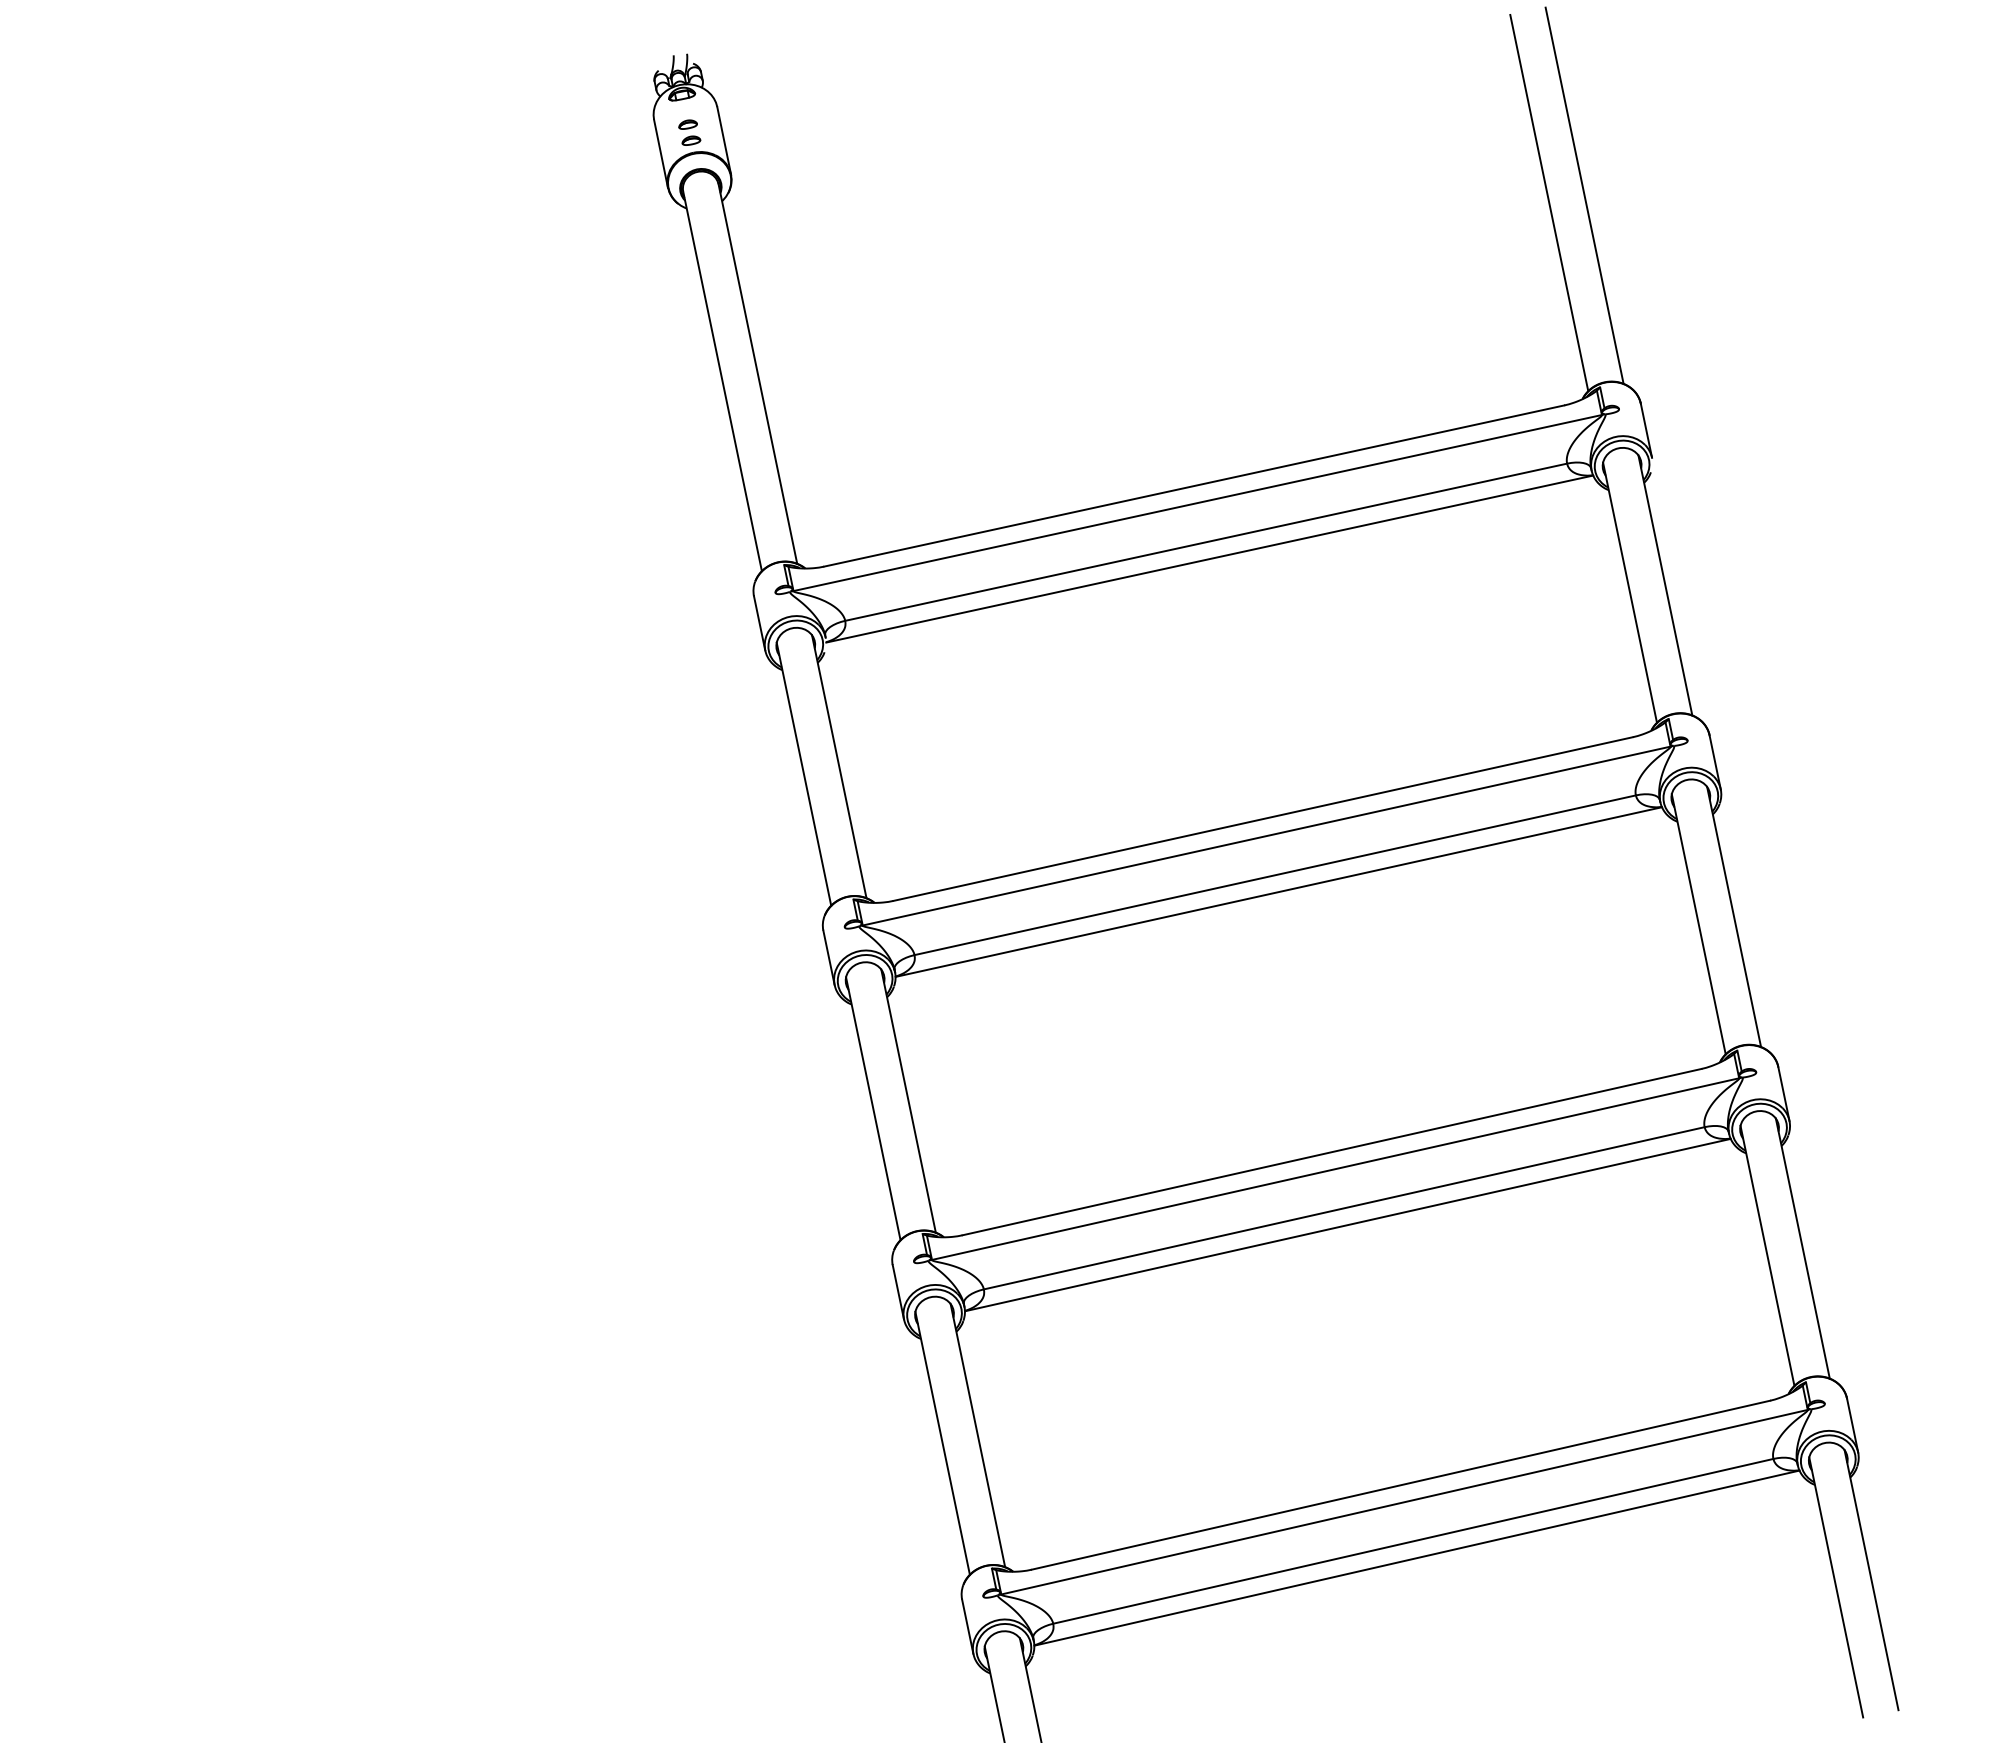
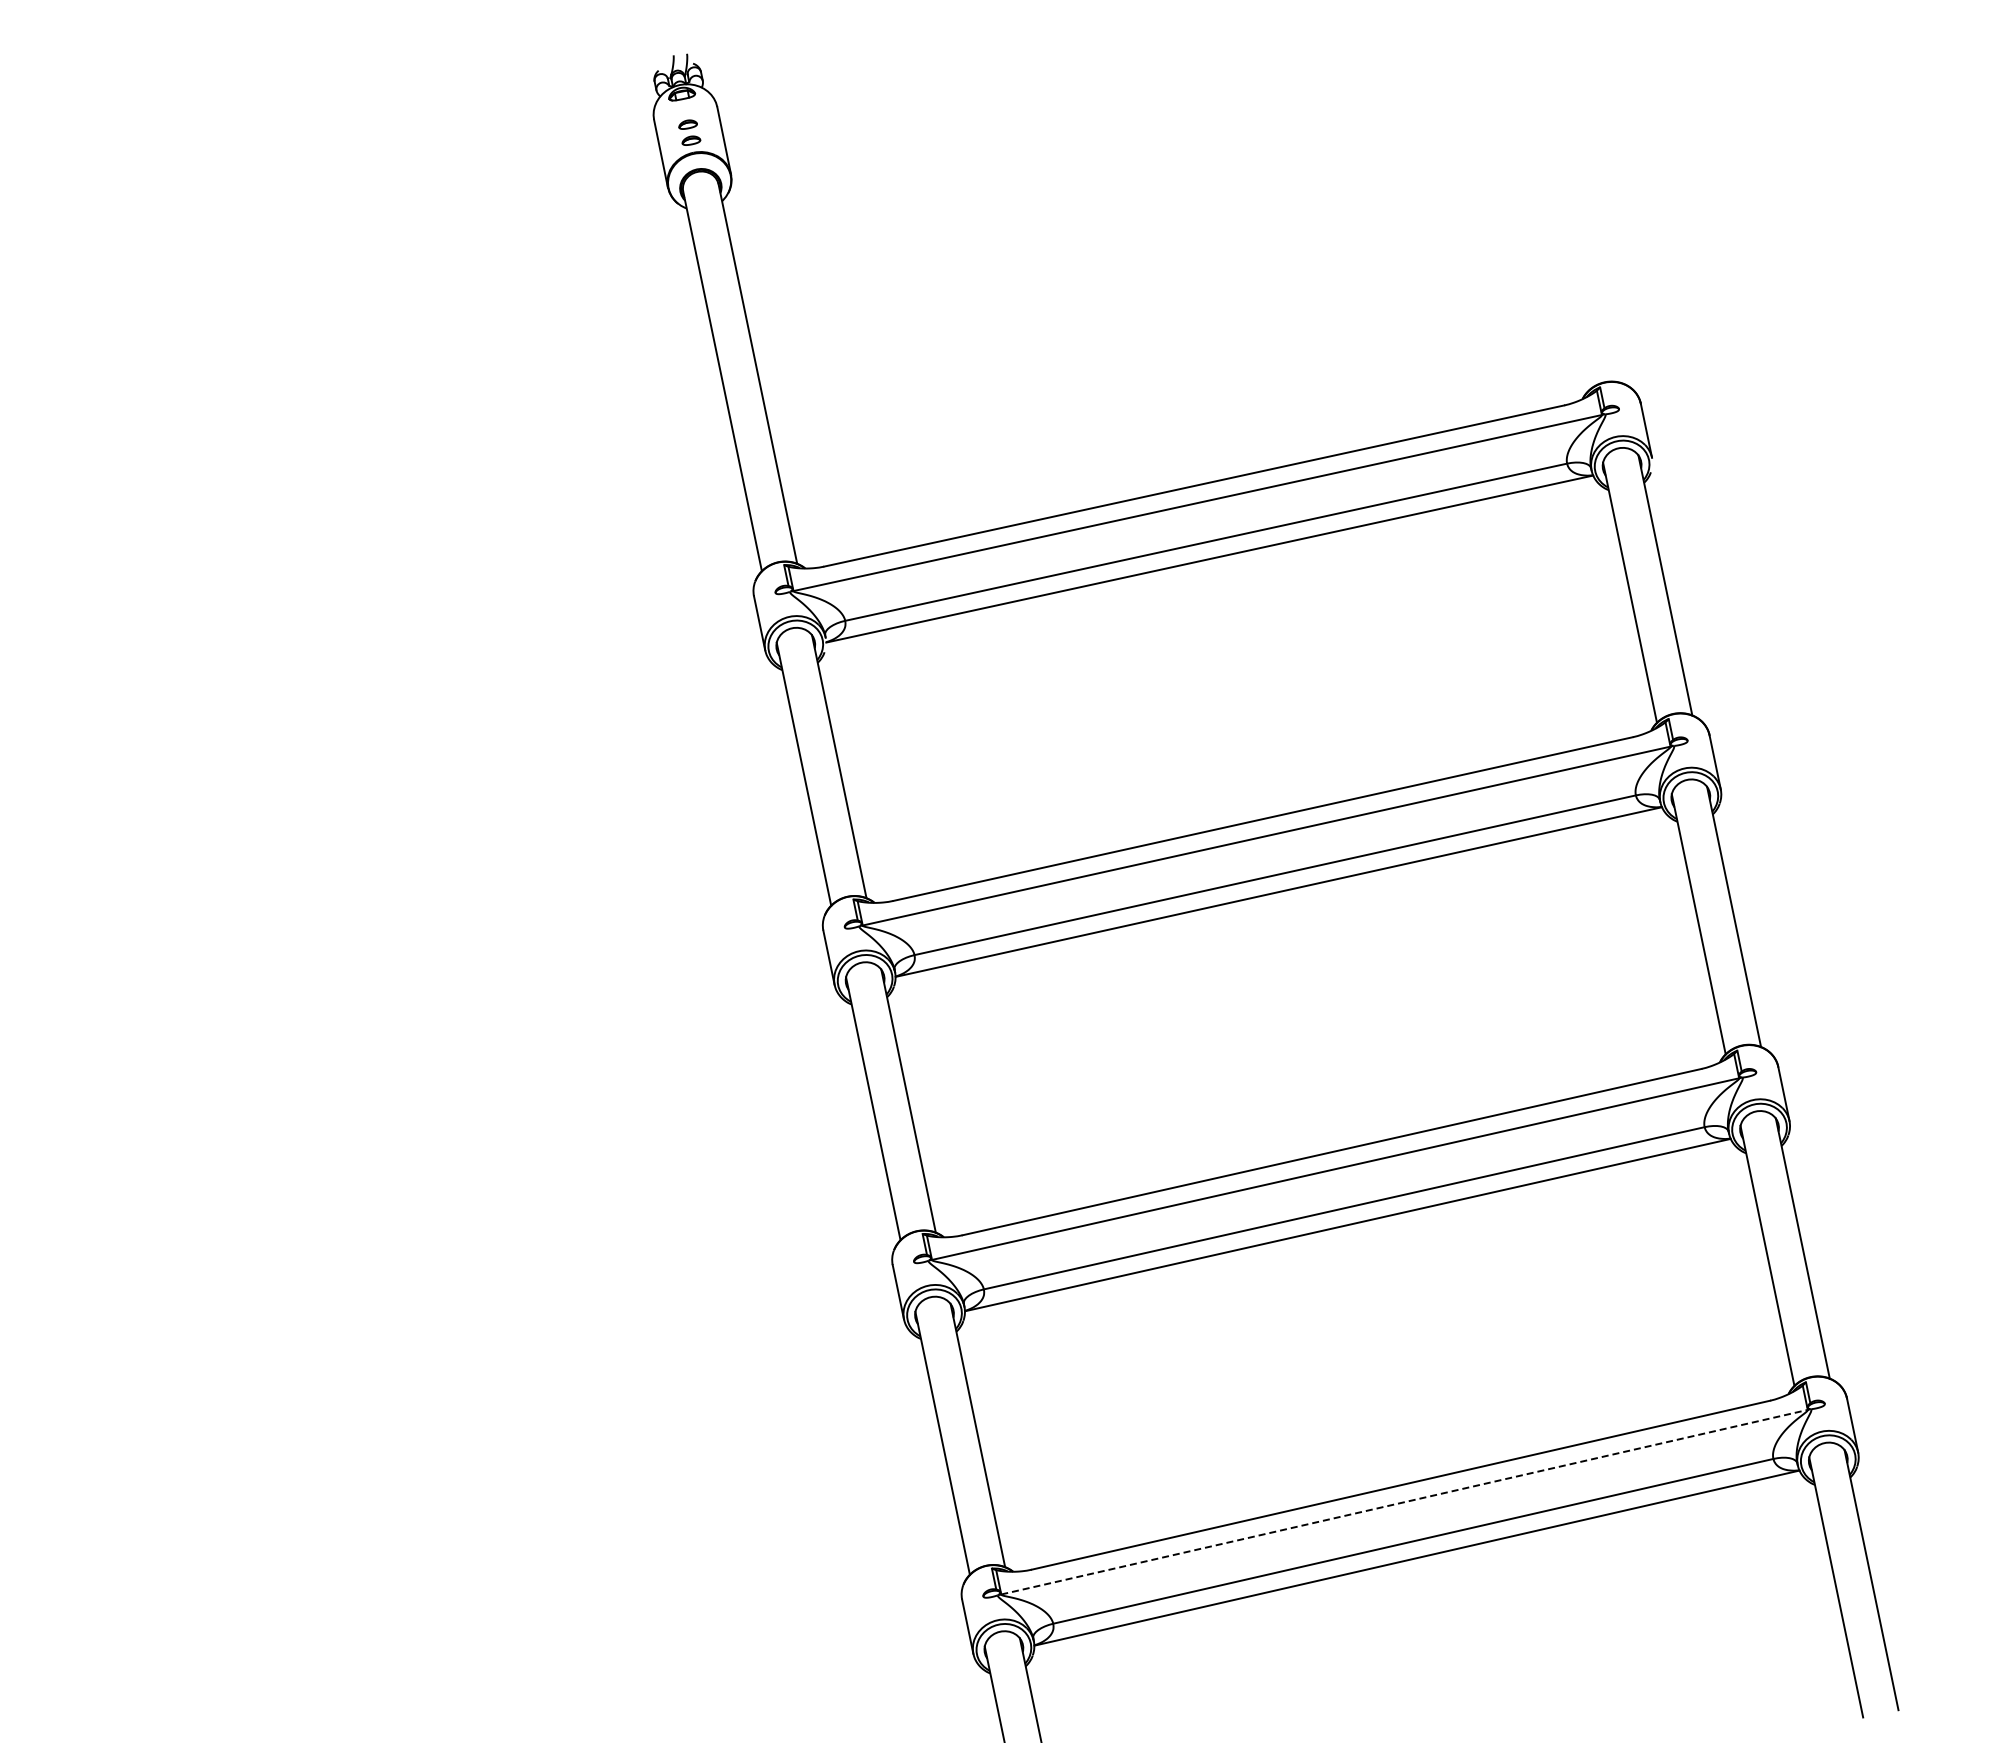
line: present -> none (1584, 195)
line: present -> none (1549, 202)
line: solid -> dashed (1404, 1502)
